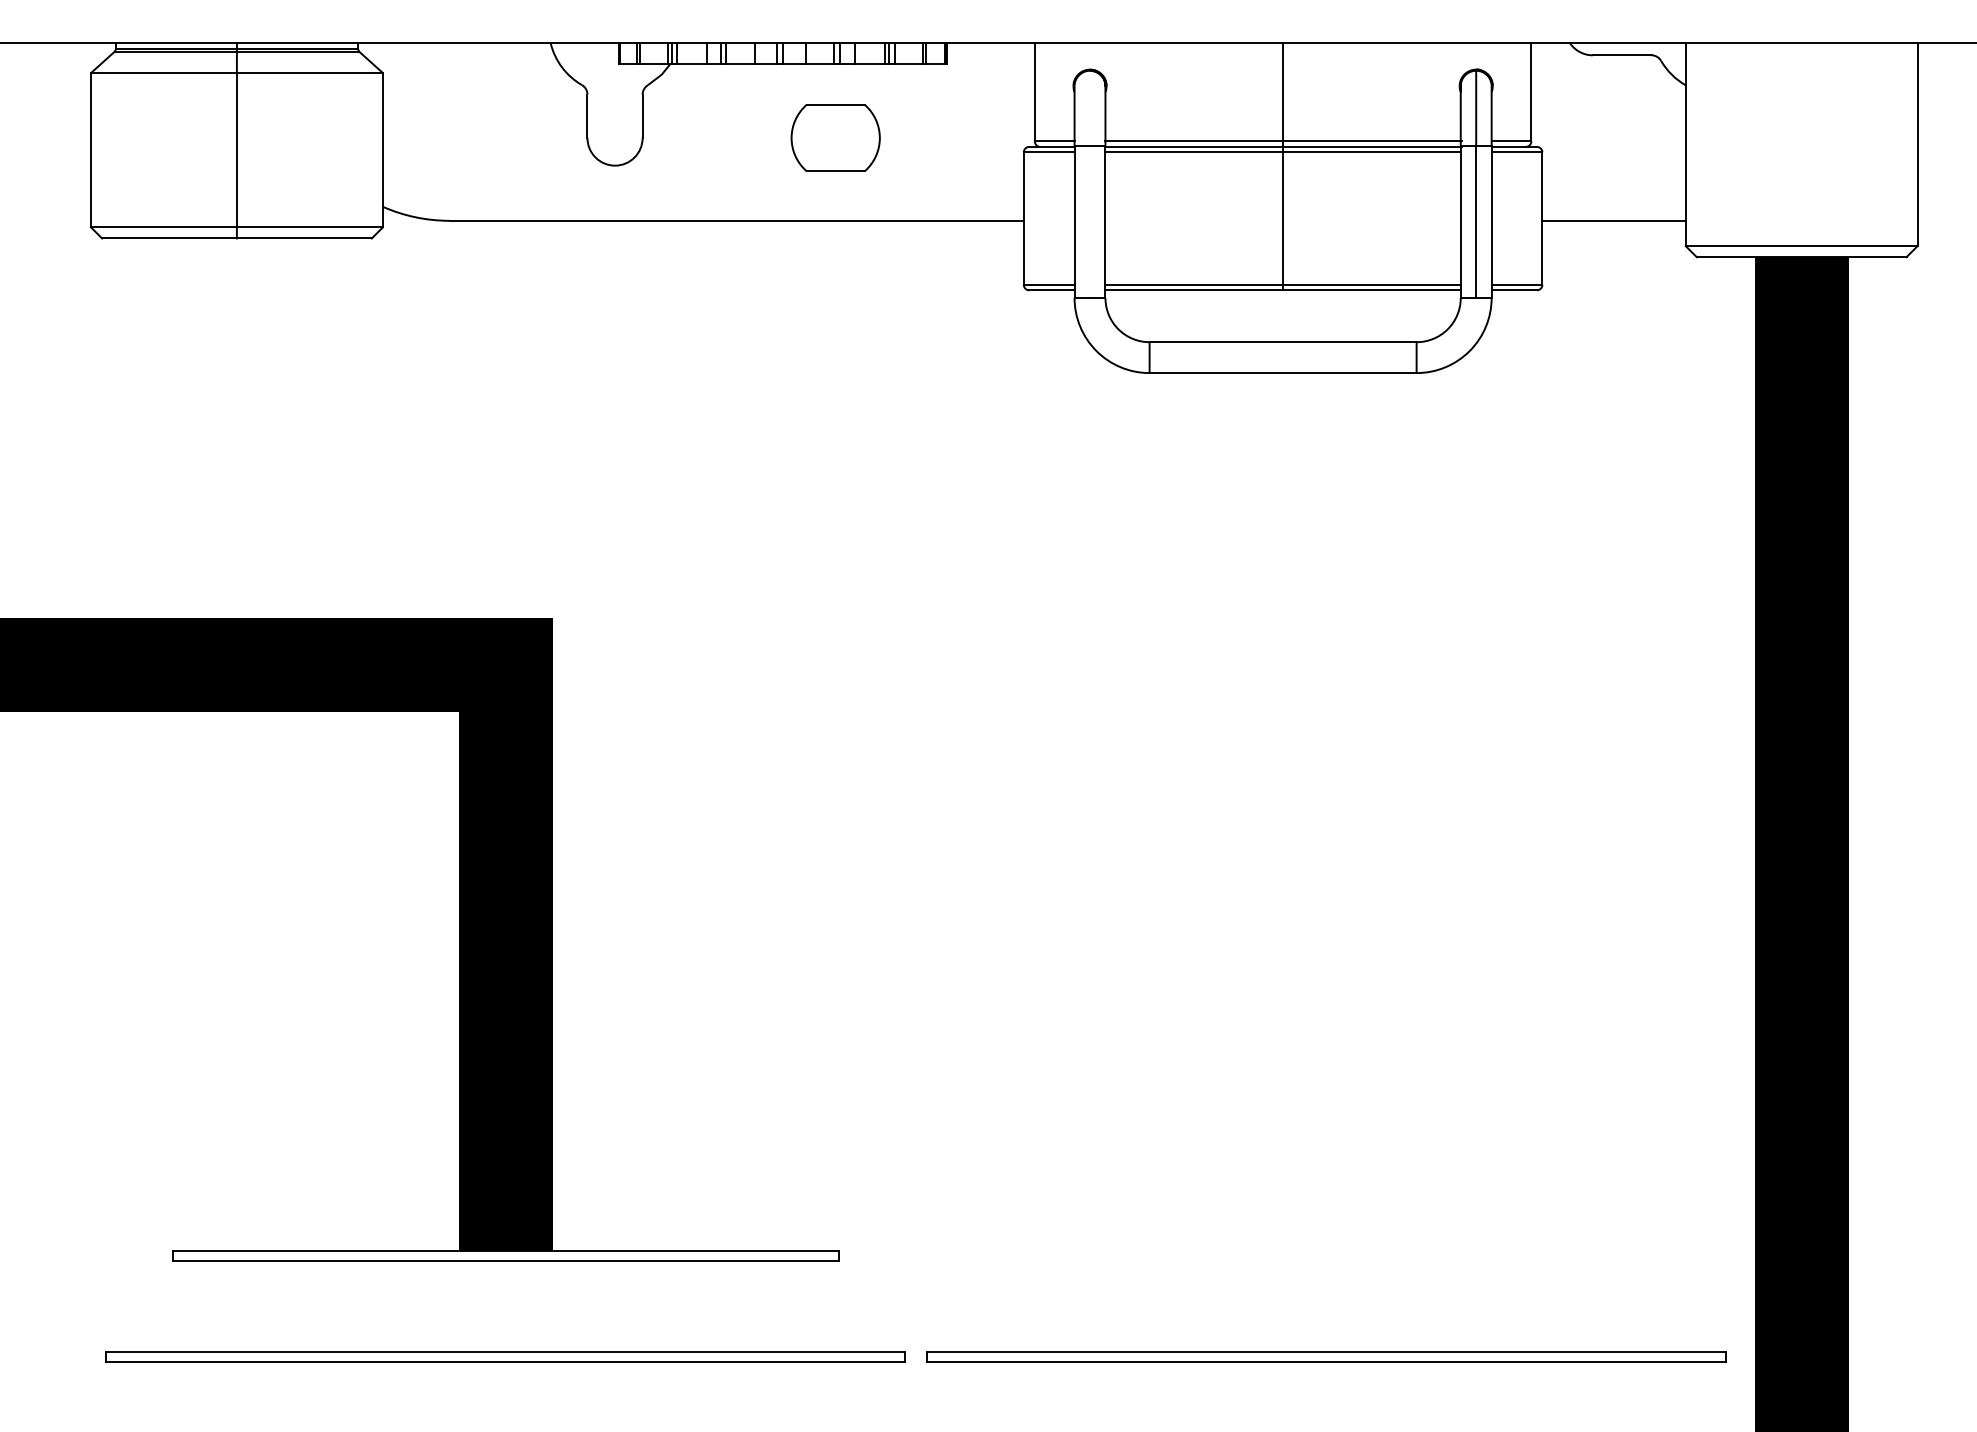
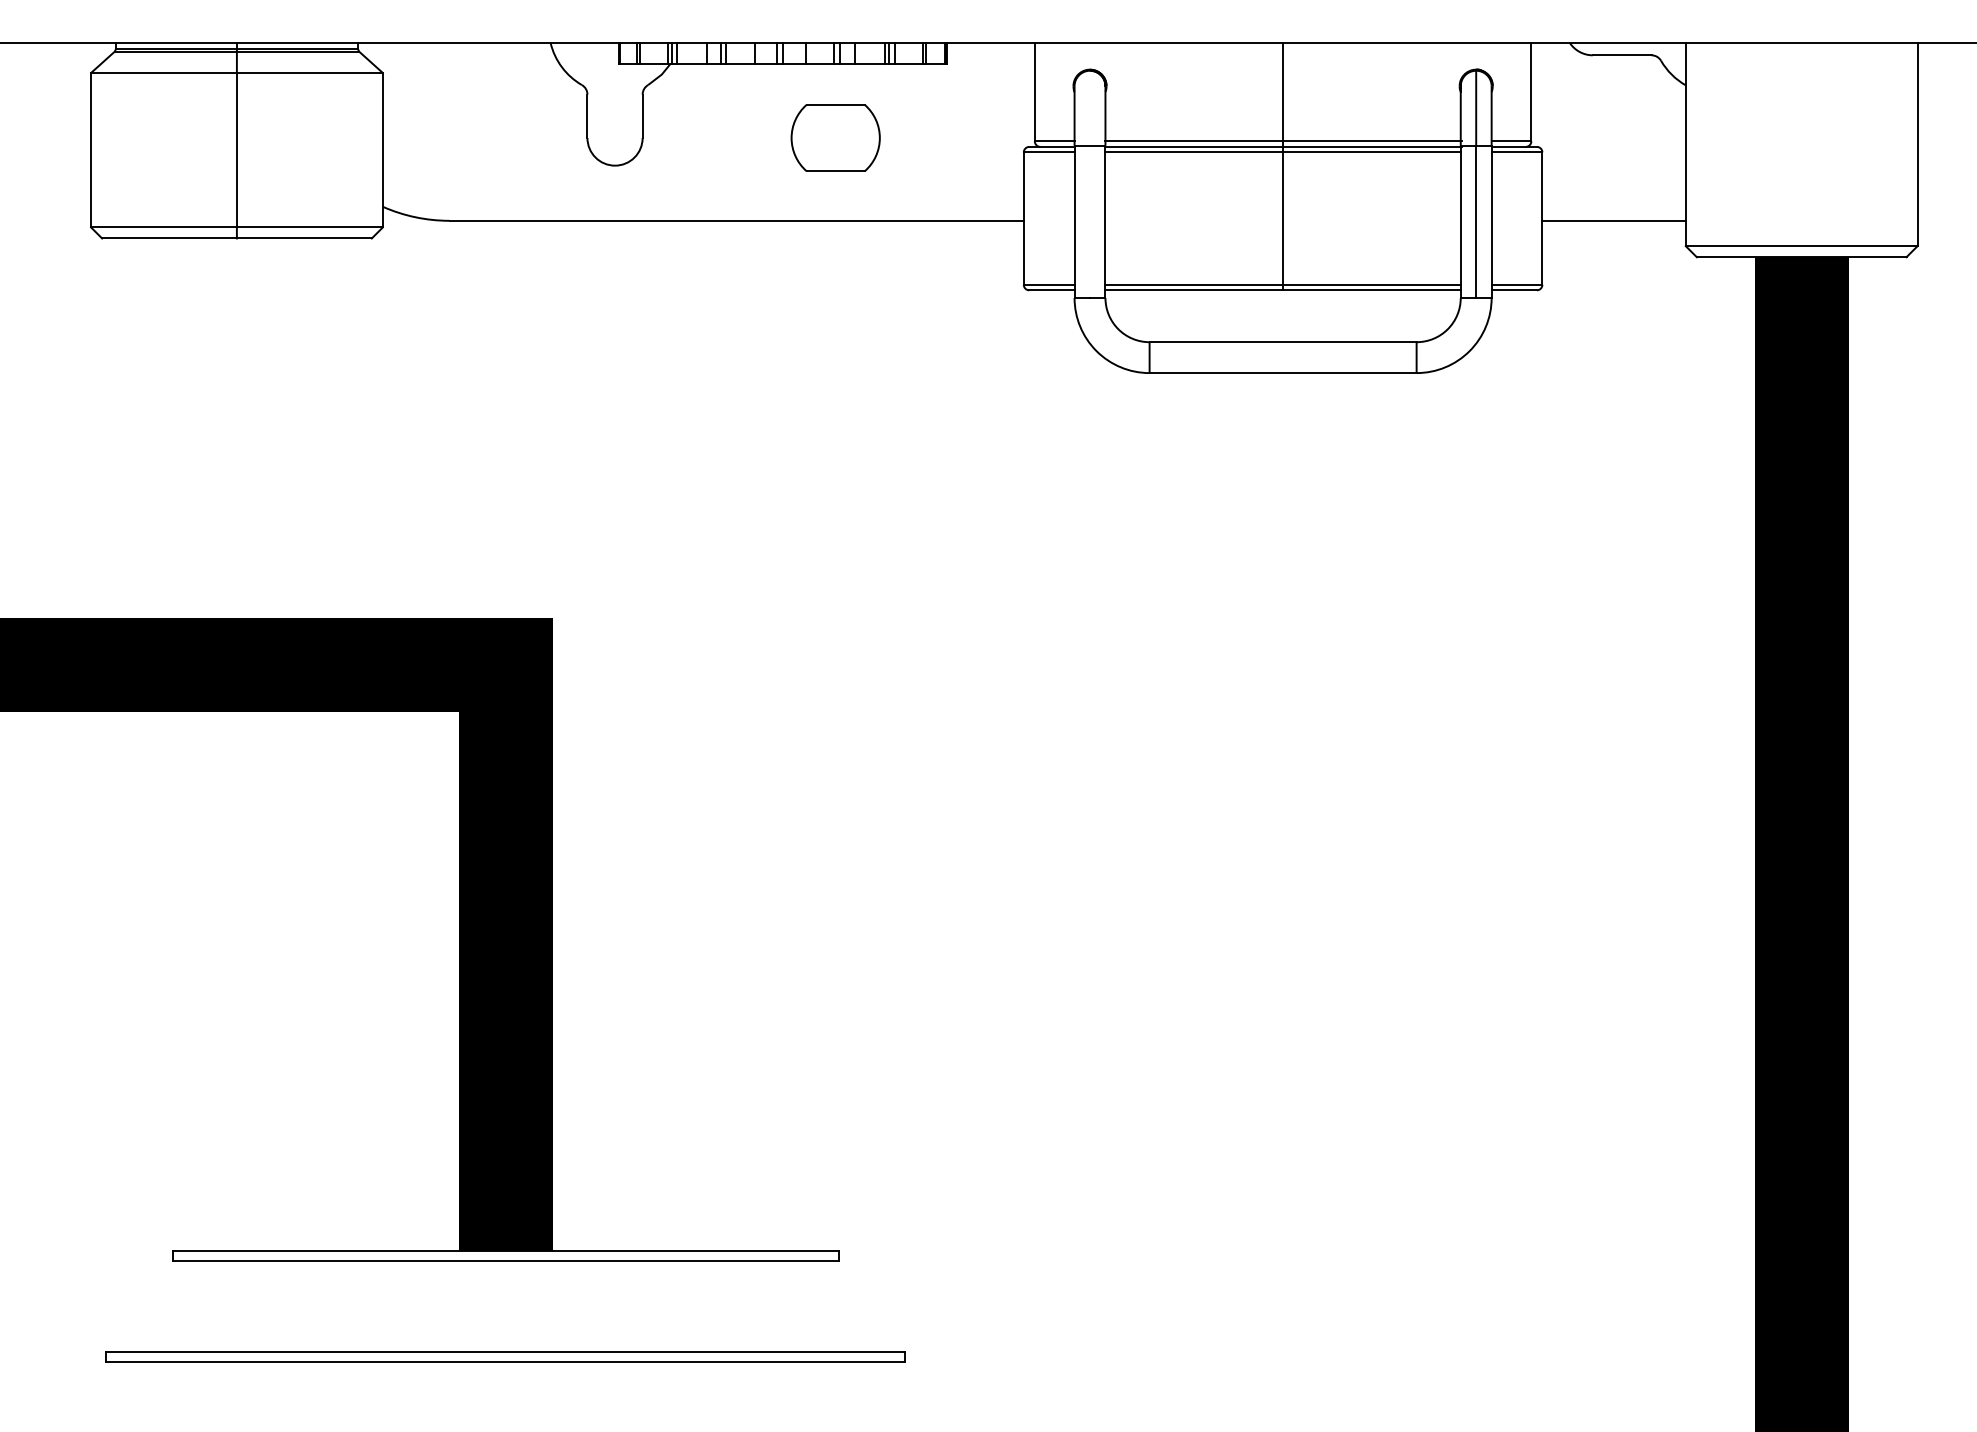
part: present -> none (1326, 1356)
